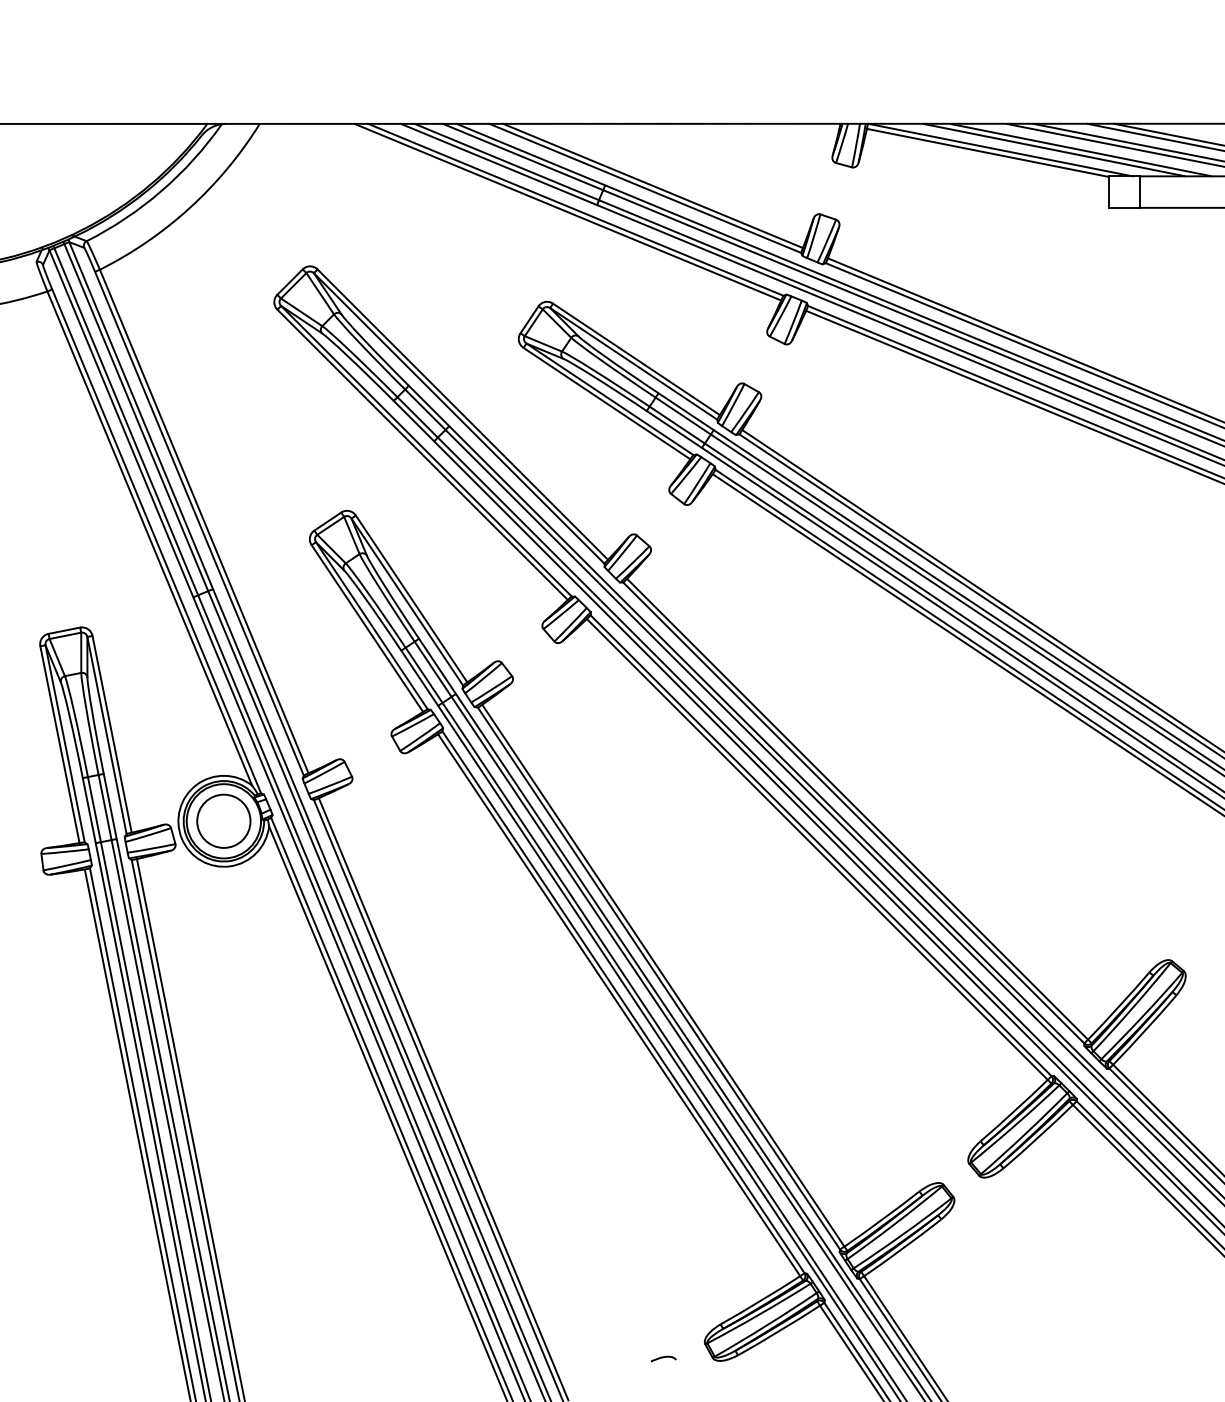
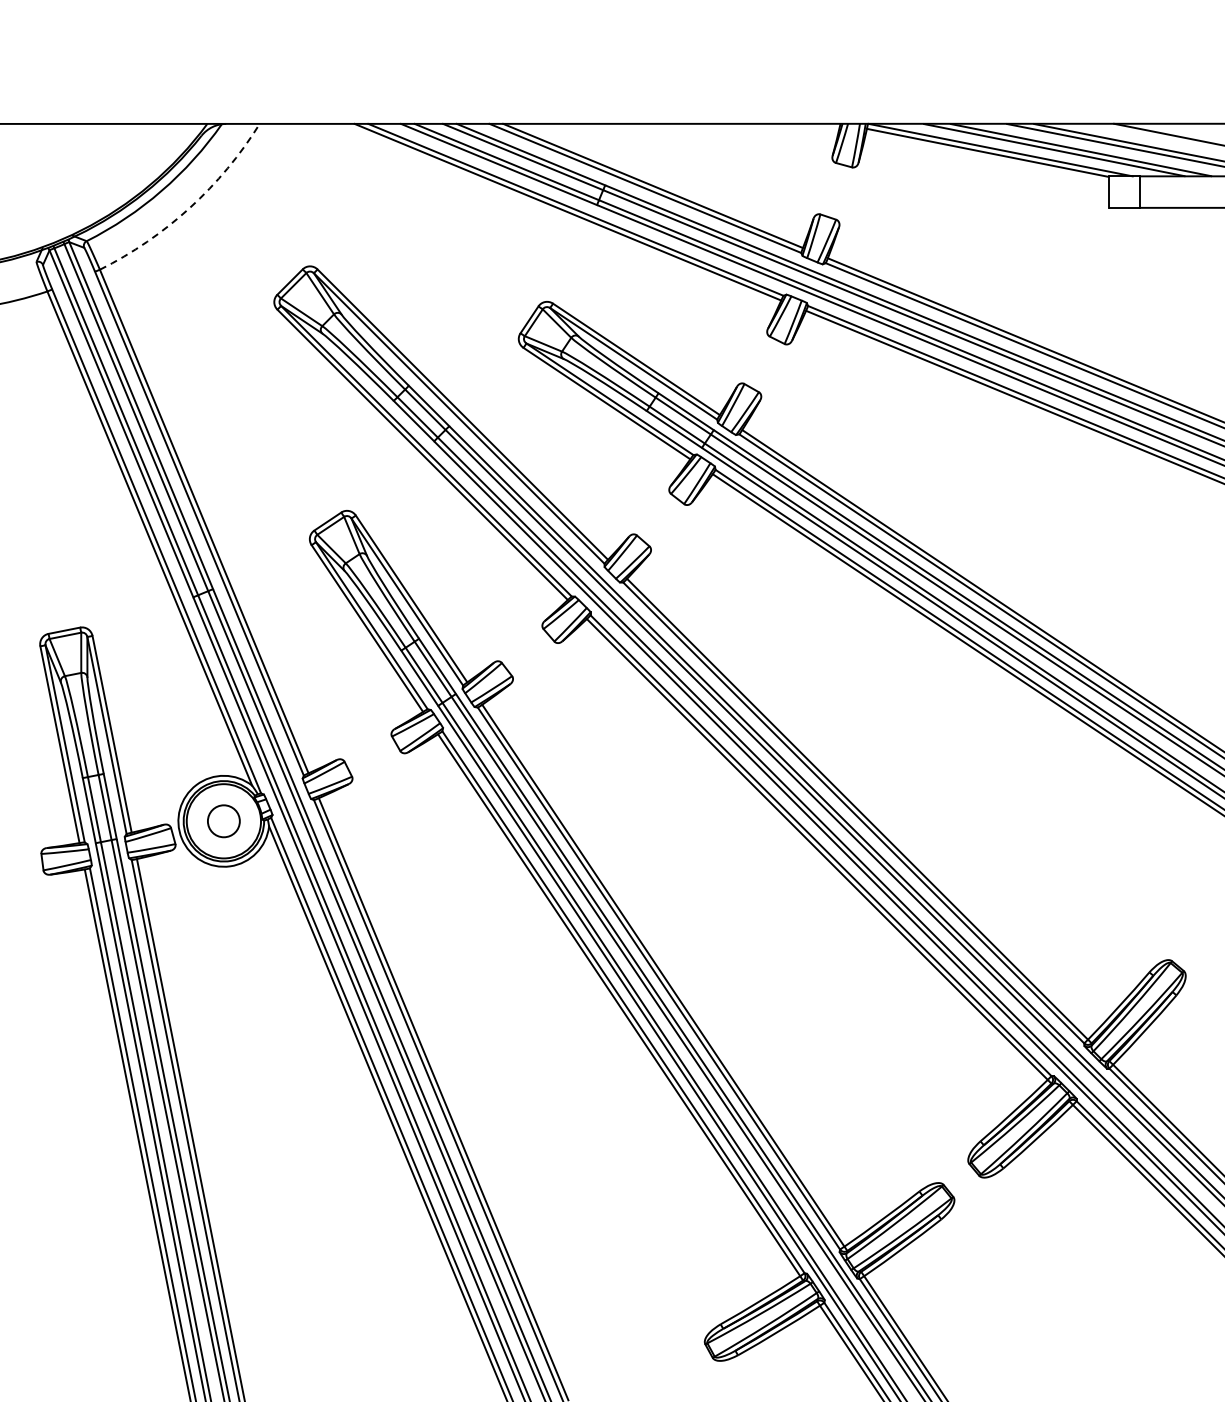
line: present -> none (1154, 136)
arc: solid -> dashed (189, 207)
circle diameter: 53 px -> 32 px (223, 821)
curve: present -> none (663, 1358)
